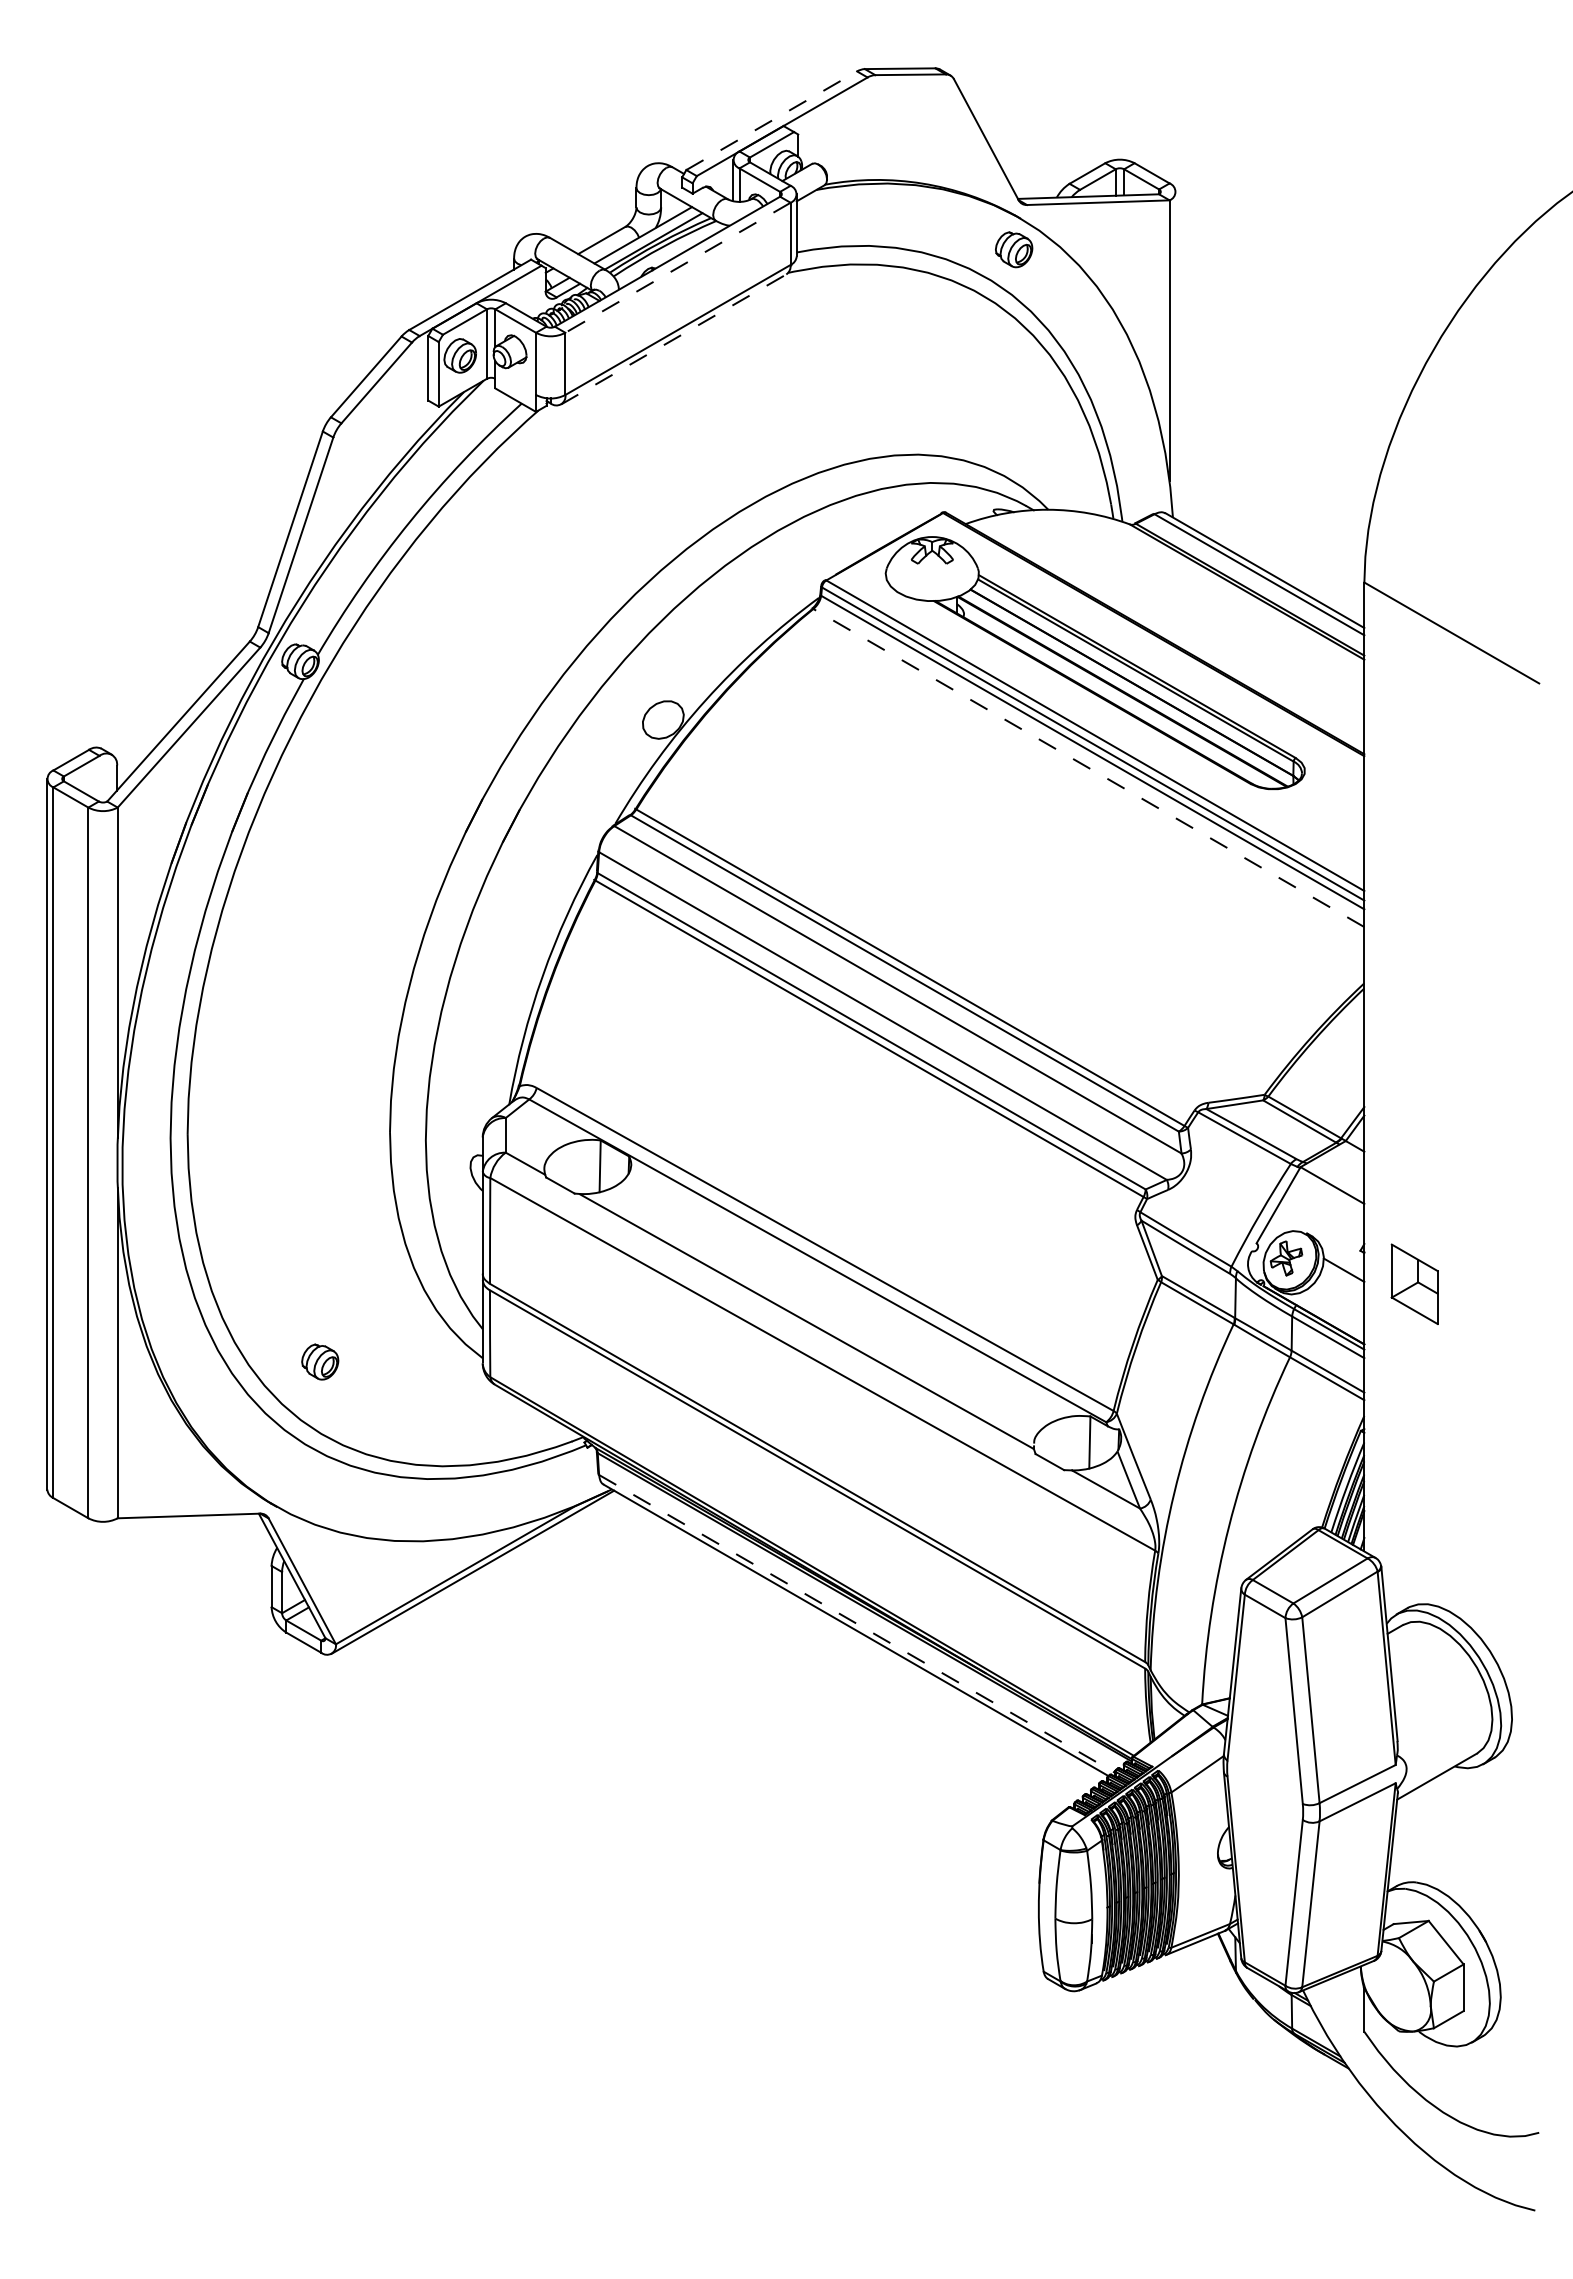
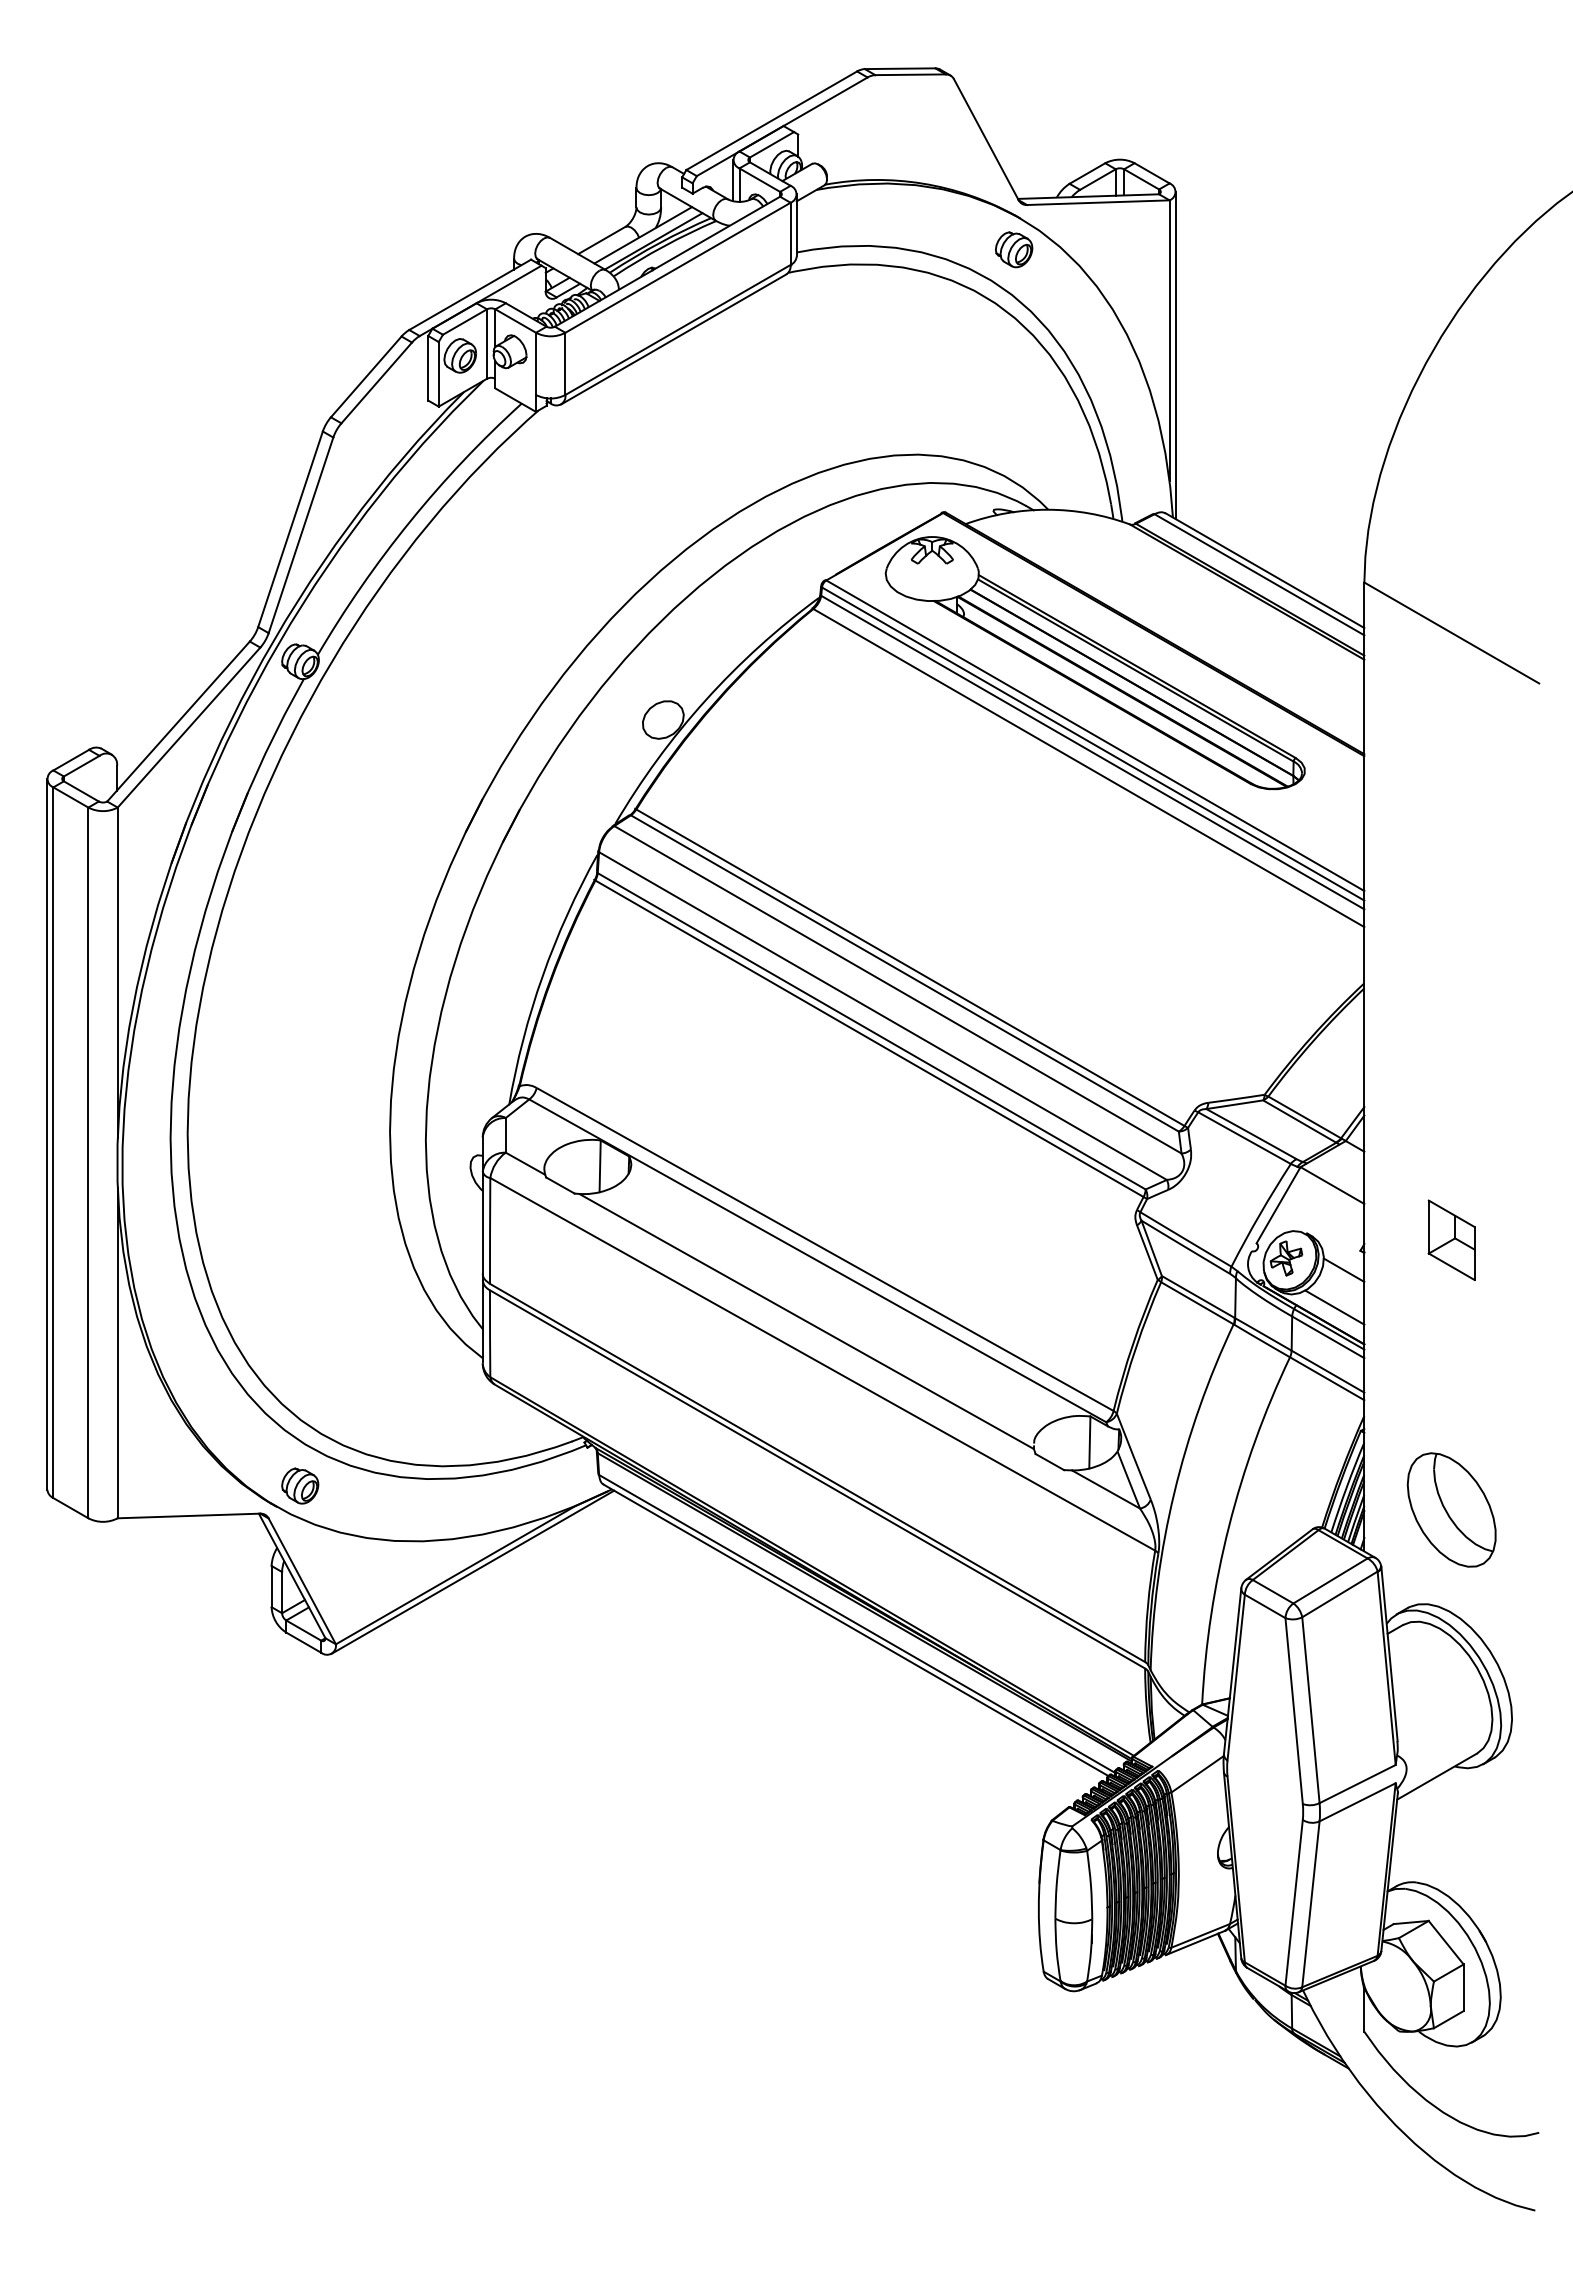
line: dashed -> solid (771, 120)
line: dashed -> solid (677, 268)
line: dashed -> solid (674, 339)
line: none -> present (1175, 355)
line: dashed -> solid (1088, 767)
part position: (1414, 1283) -> (1451, 1239) (1451, 1239)
line: none -> present (1334, 1307)
part position: (320, 1361) -> (300, 1485) (300, 1485)
part: none -> present (1451, 1509)
line: dashed -> solid (857, 1624)
